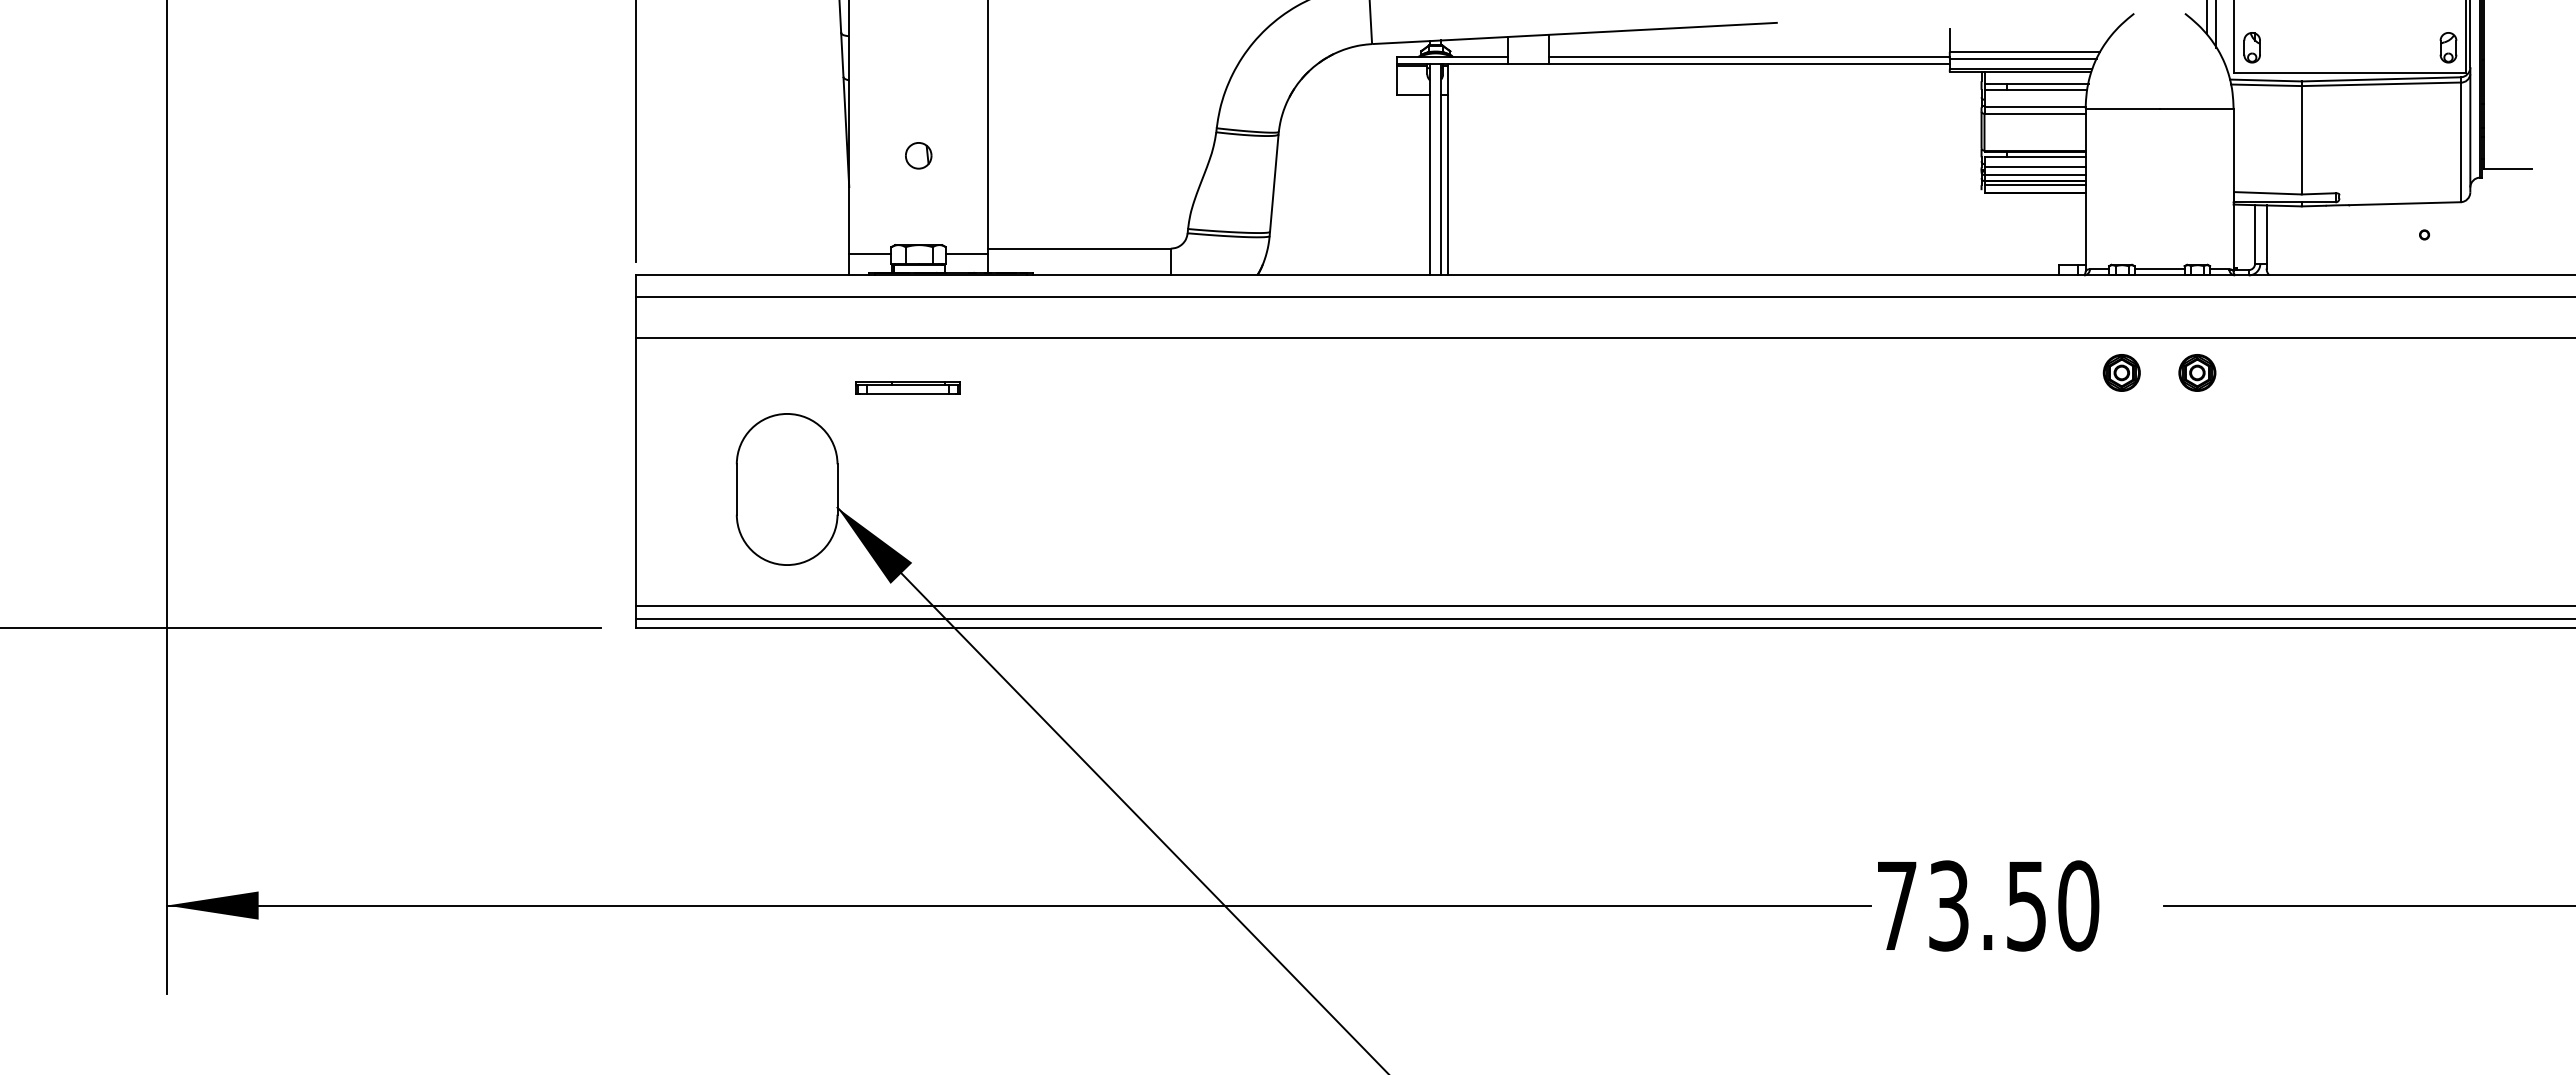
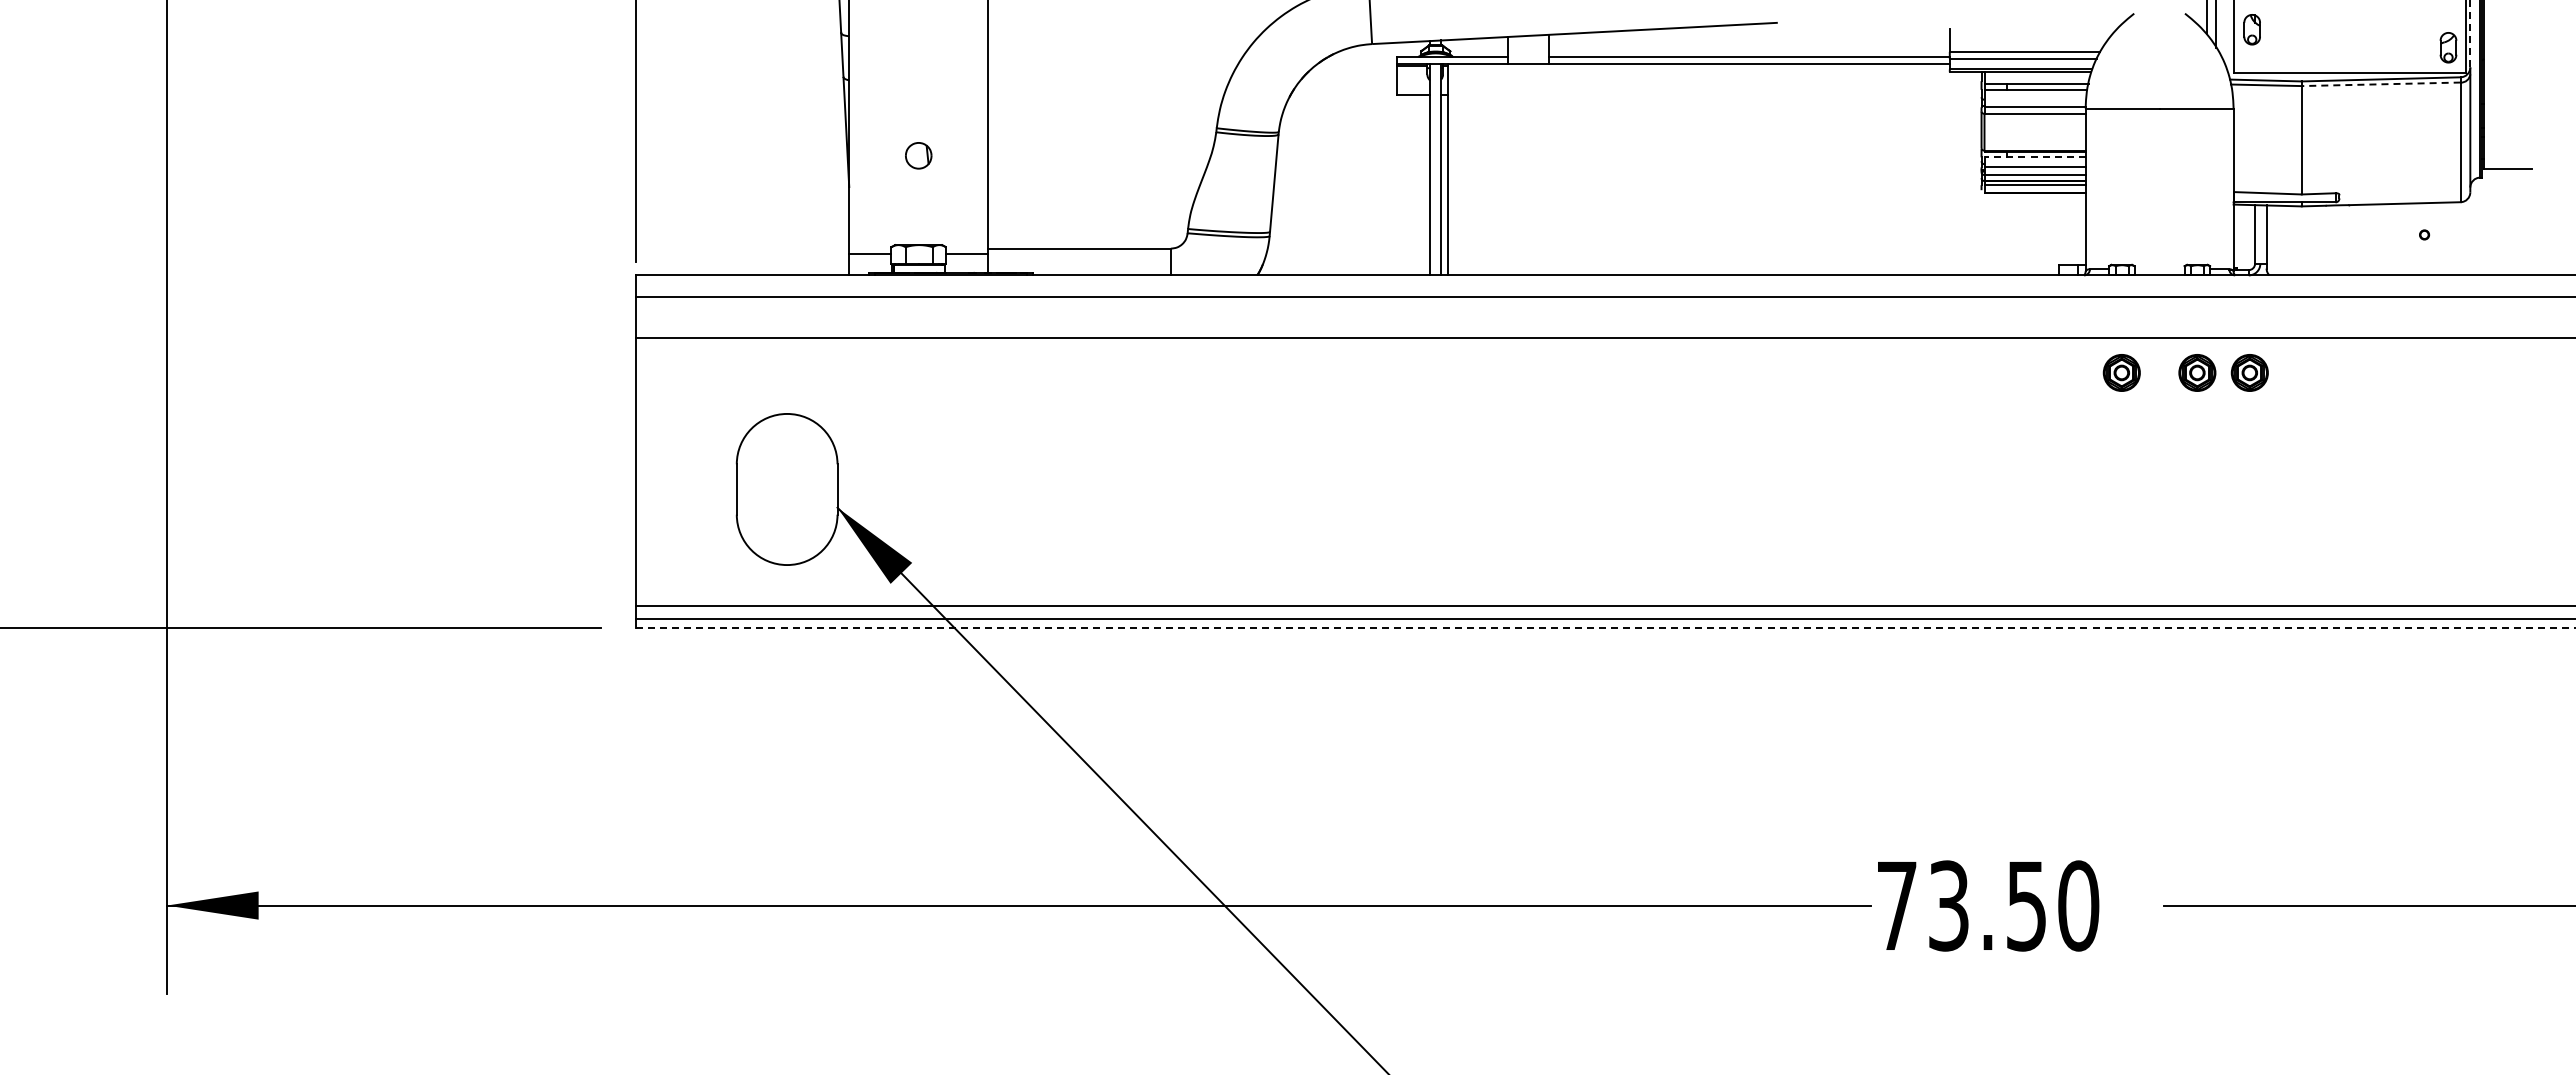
line: solid -> dashed (2470, 33)
part position: (2251, 47) -> (2251, 29) (2251, 29)
line: solid -> dashed (2380, 84)
line: solid -> dashed (2035, 157)
line: present -> none (2159, 269)
part: none -> present (2249, 372)
part: present -> none (907, 387)
line: solid -> dashed (1605, 627)
